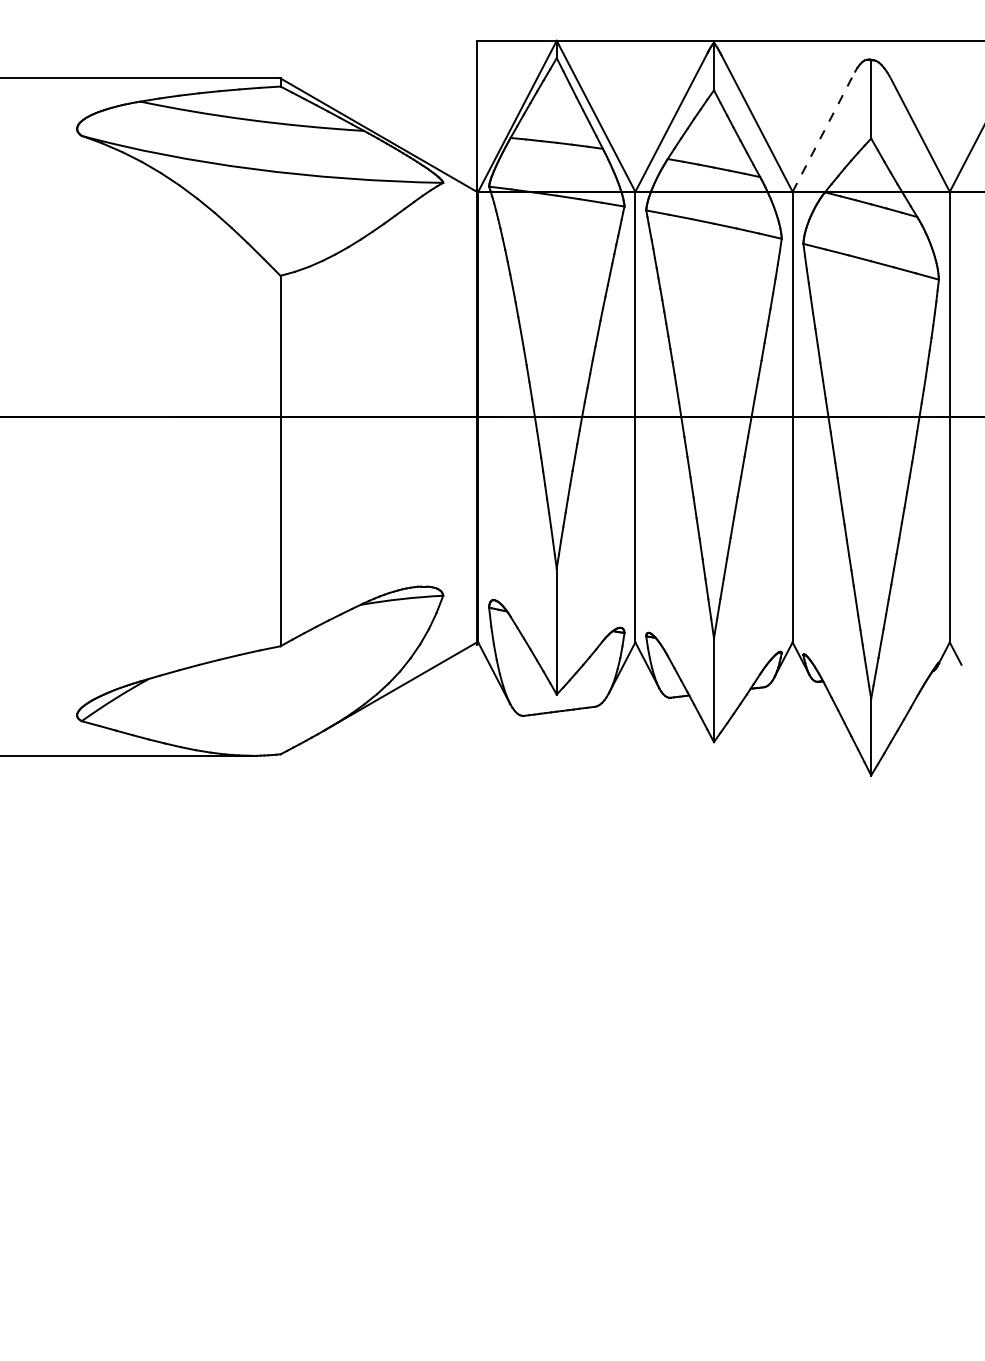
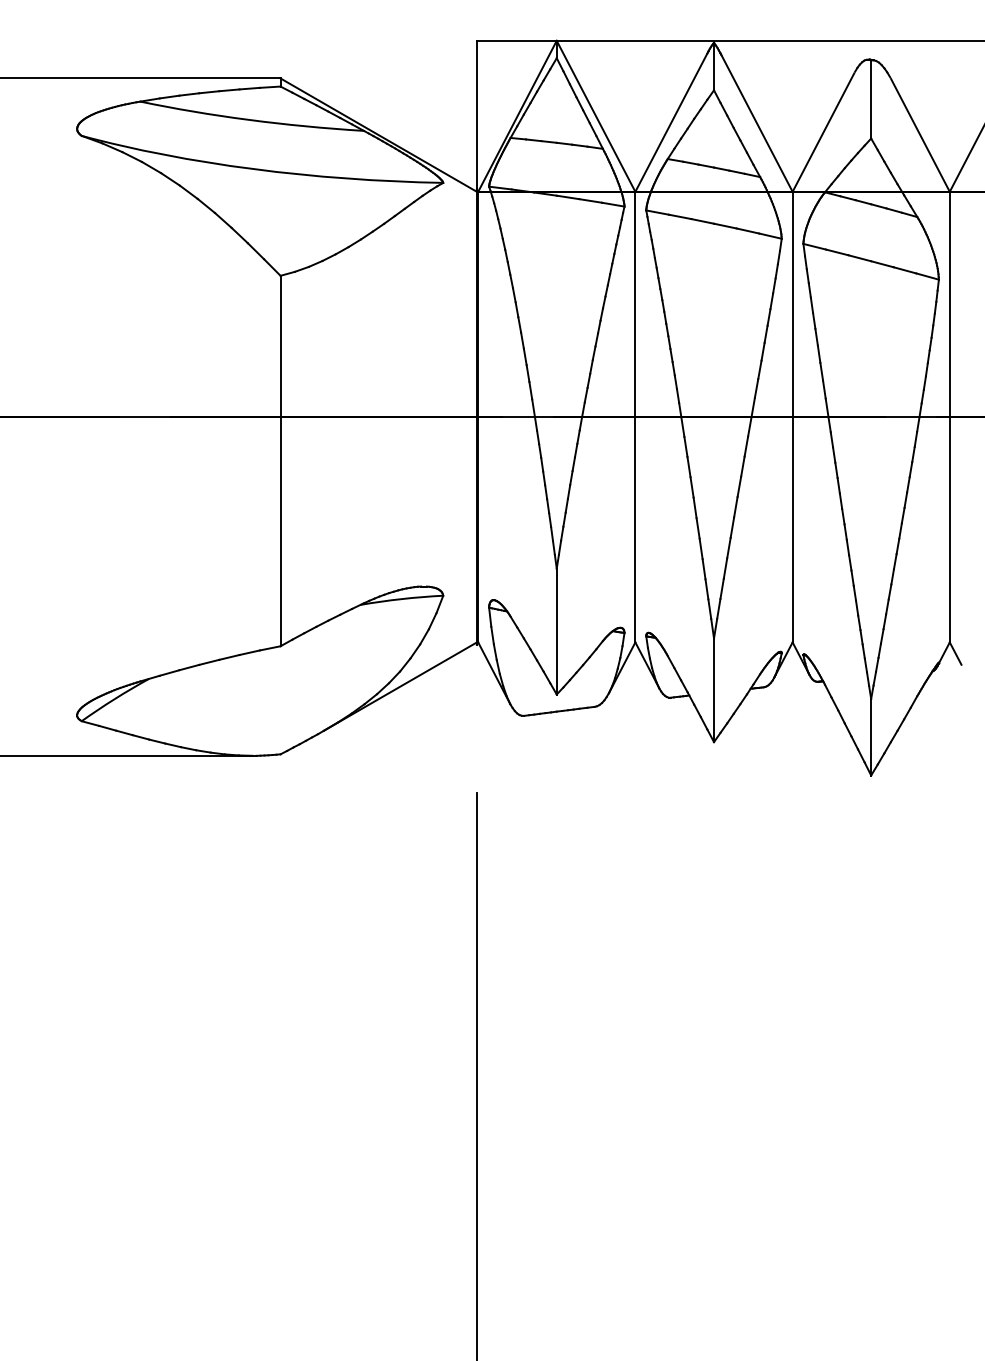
line: dashed -> solid (823, 132)
line: none -> present (476, 1075)
